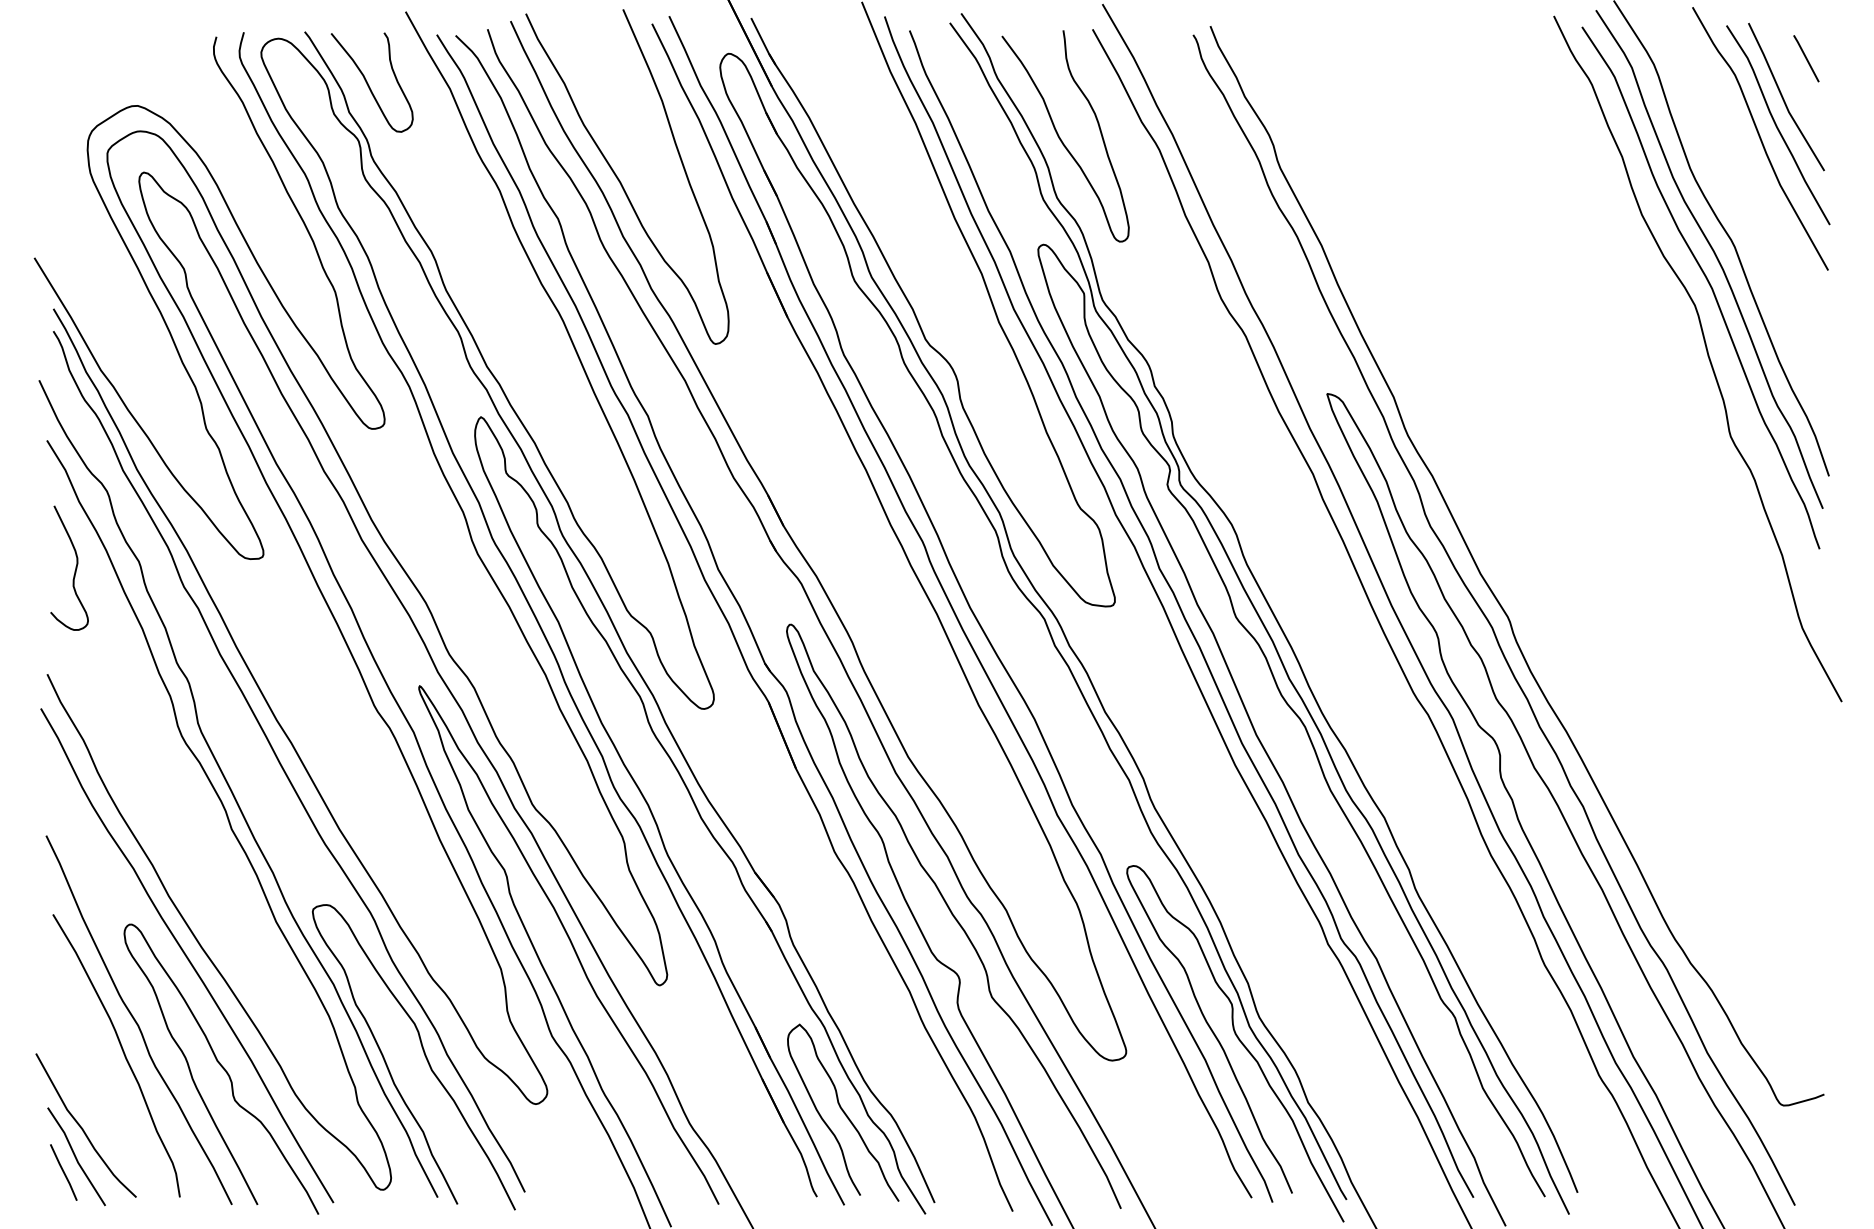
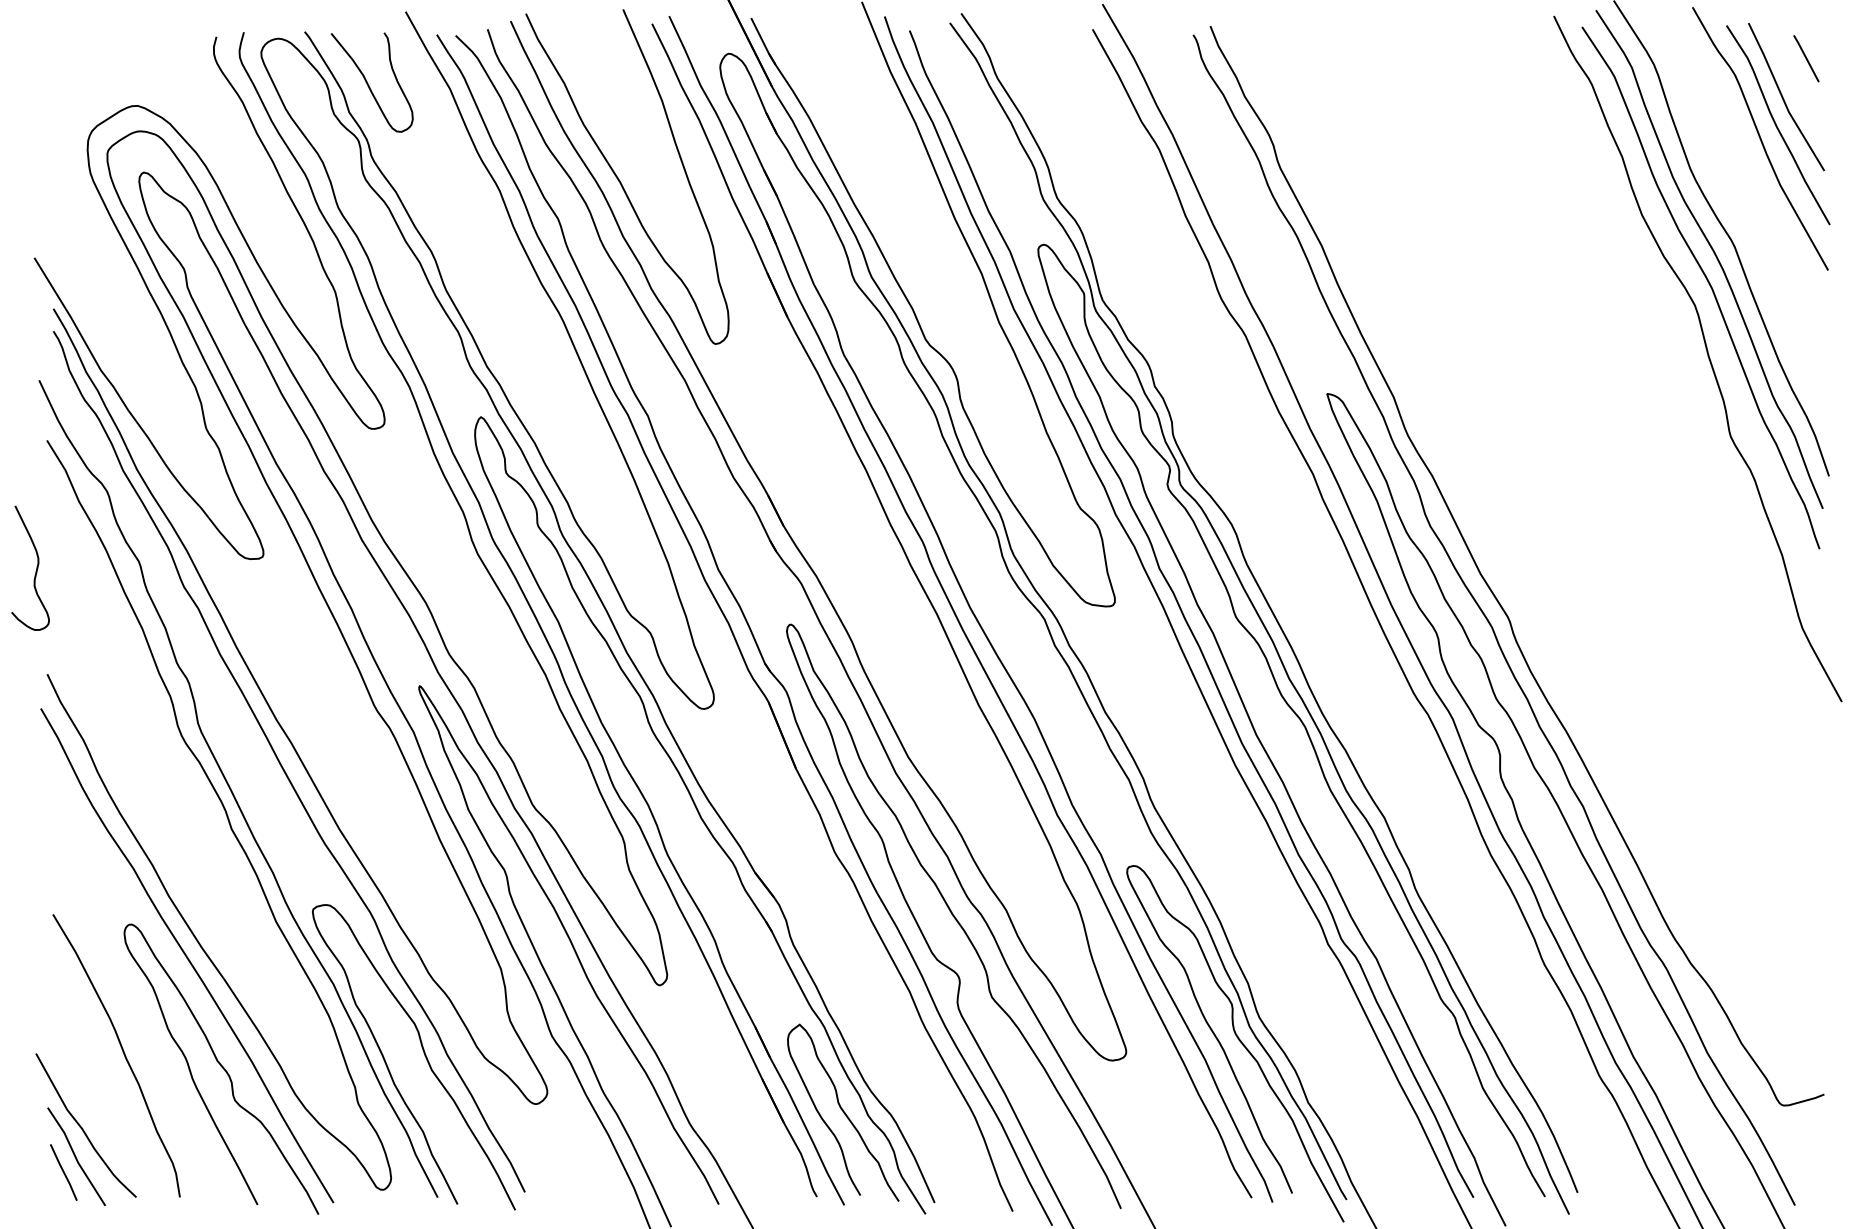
curve: present -> none (1061, 139)
curve position: (74, 570) -> (35, 570) (35, 570)
curve: present -> none (136, 1020)
